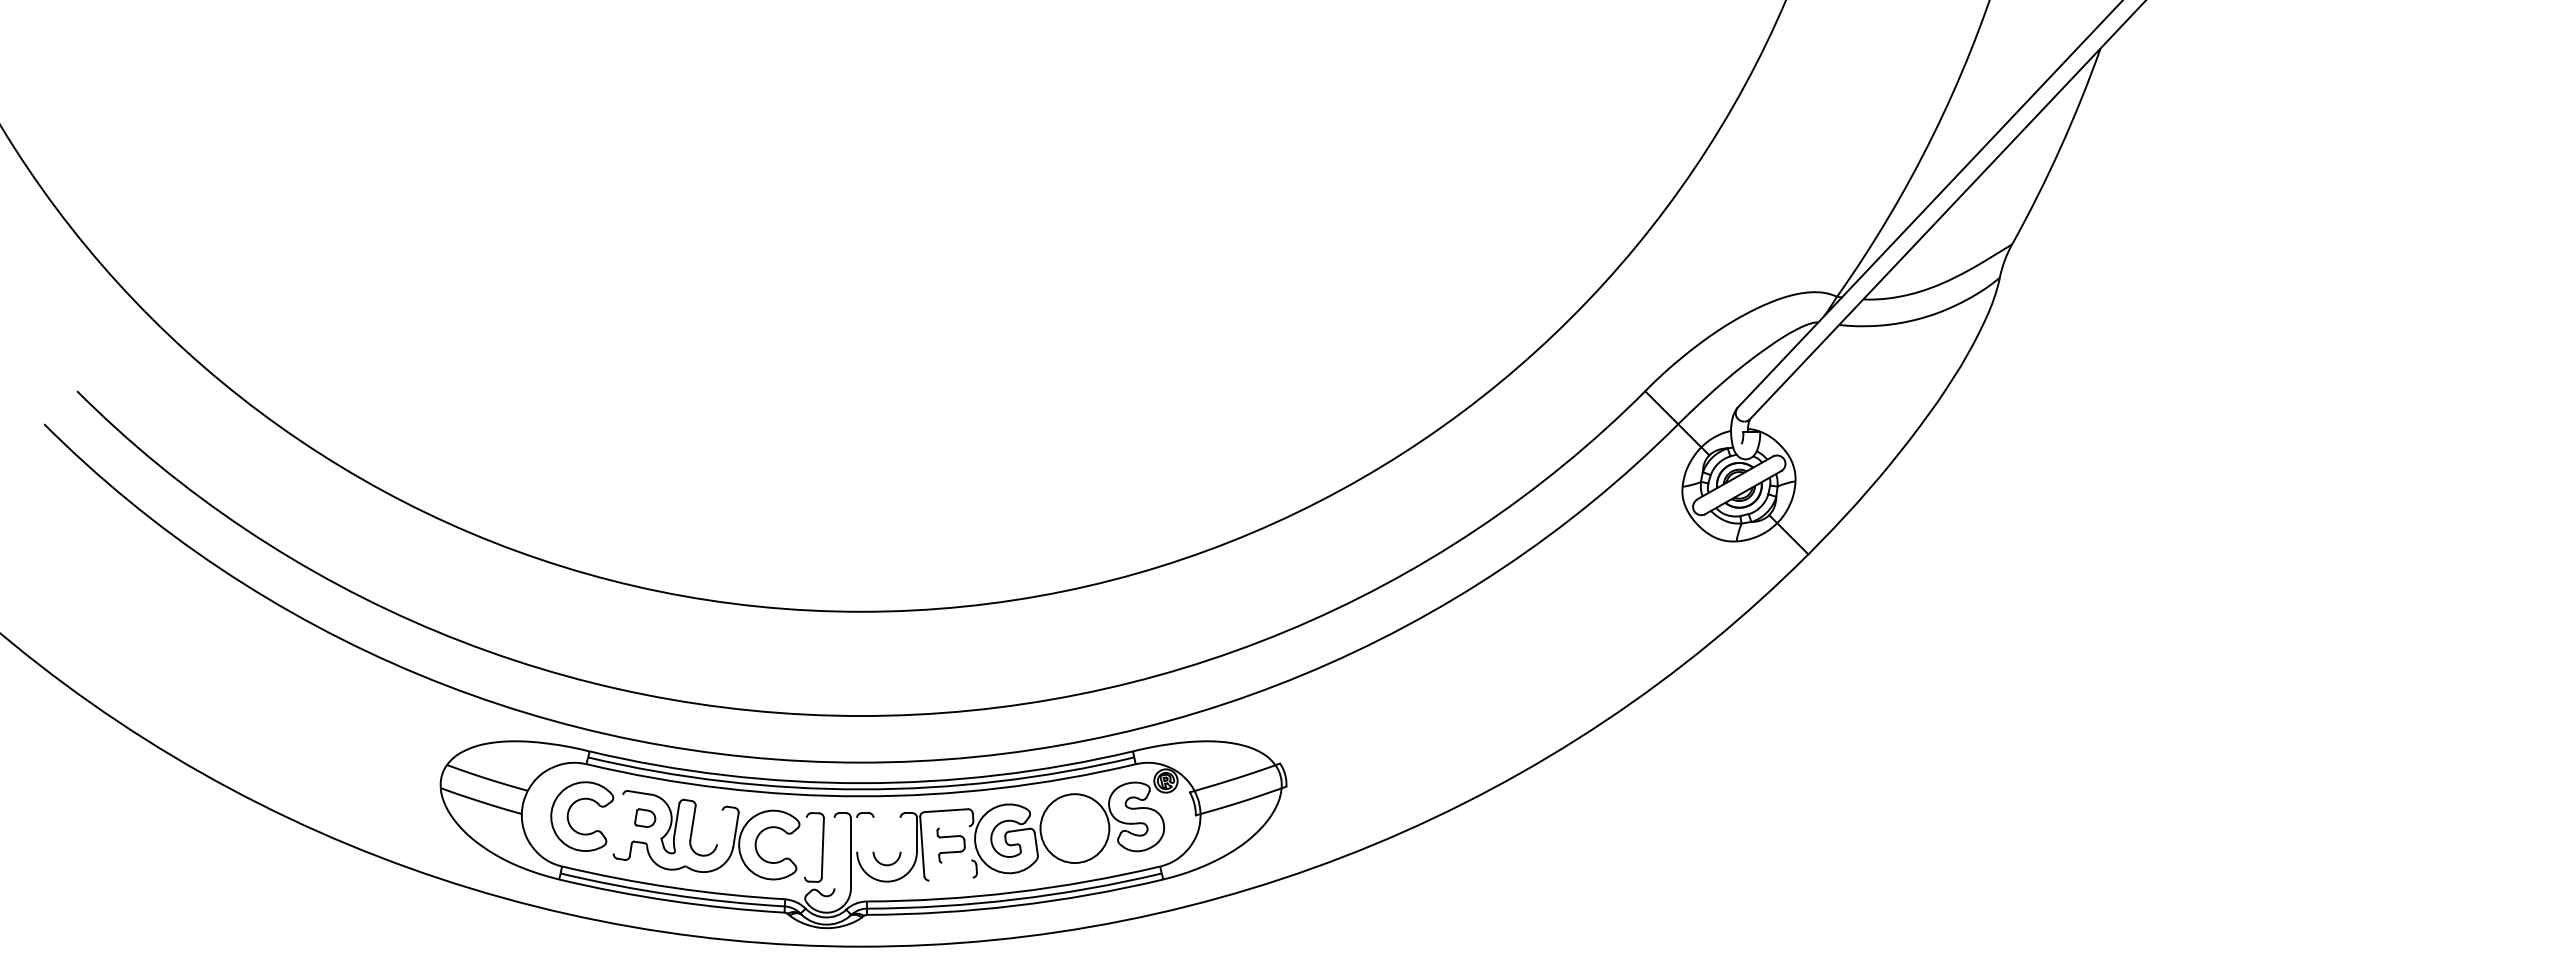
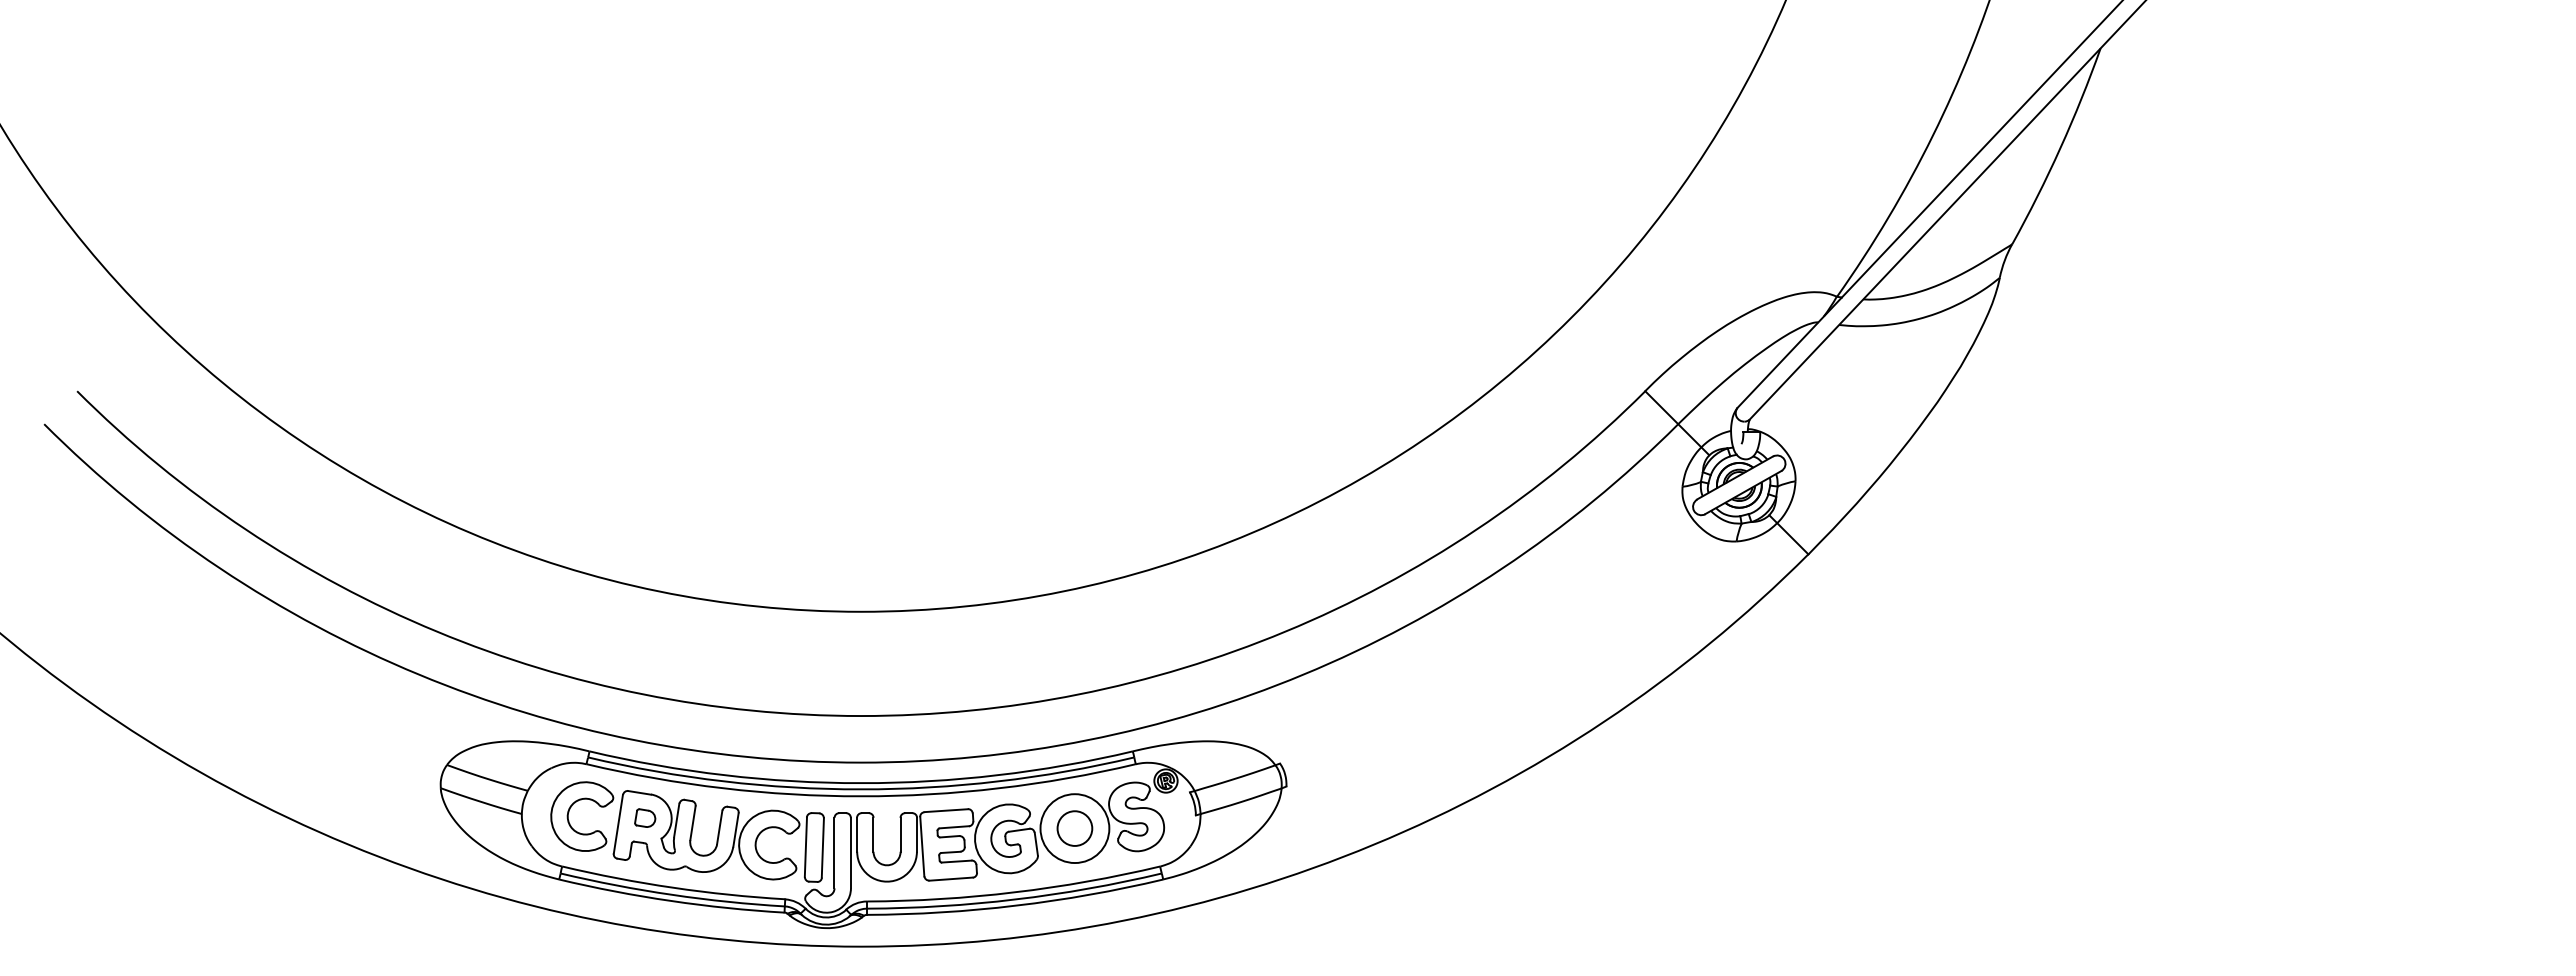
line: none -> present (617, 823)
line: none -> present (719, 827)
line: none -> present (954, 827)
circle: none -> present (1074, 828)
line: none -> present (857, 834)
line: none -> present (873, 834)
line: none -> present (900, 834)
line: none -> present (805, 846)
line: none -> present (834, 852)
line: none -> present (956, 861)
line: none -> present (950, 878)
